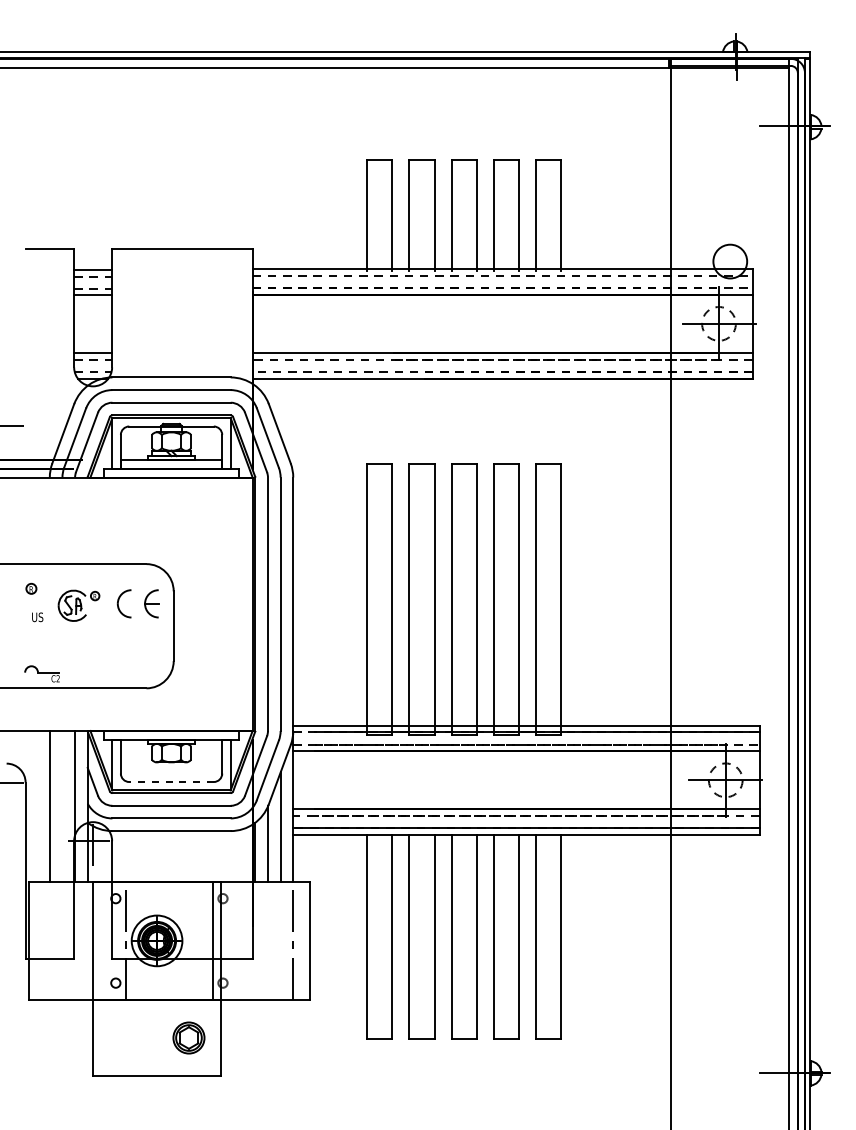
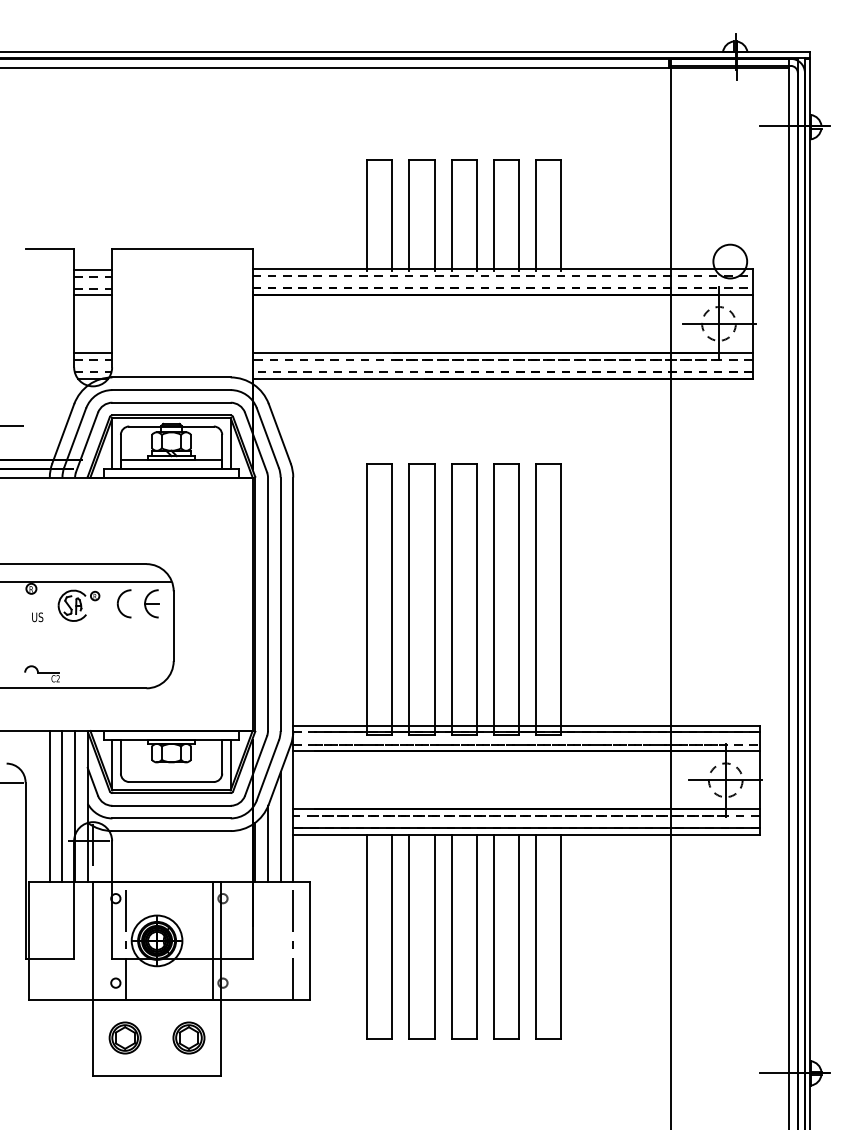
line: none -> present (86, 582)
line: dashed -> solid (171, 782)
line: none -> present (62, 805)
part: none -> present (124, 1037)
